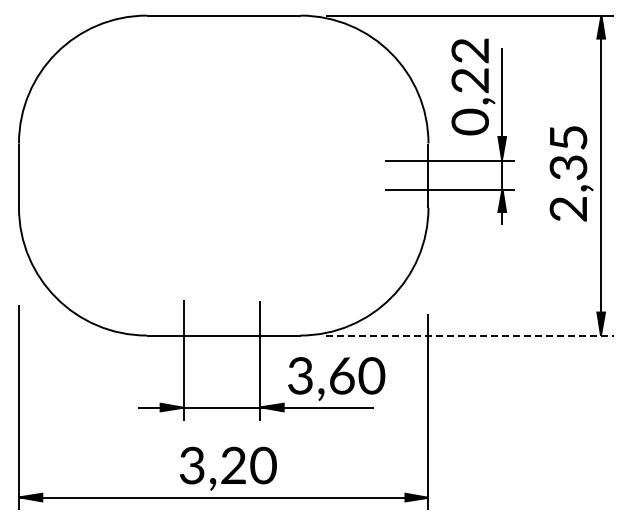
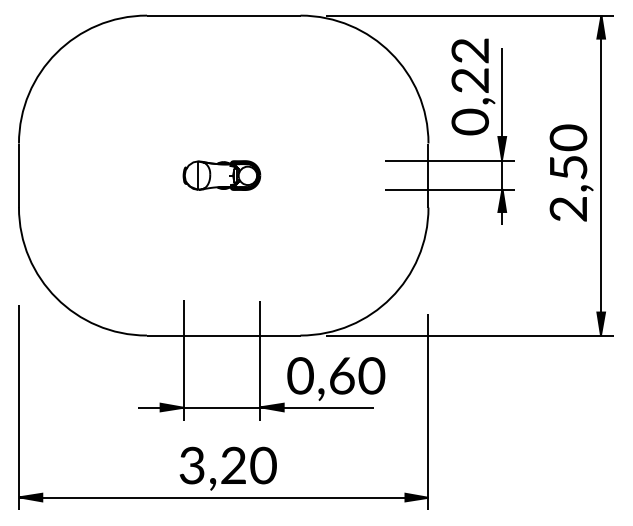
text: 2,35 -> 2,50 (568, 152)
part: none -> present (221, 175)
line: dashed -> solid (470, 335)
text: 3,60 -> 0,60 (300, 375)
